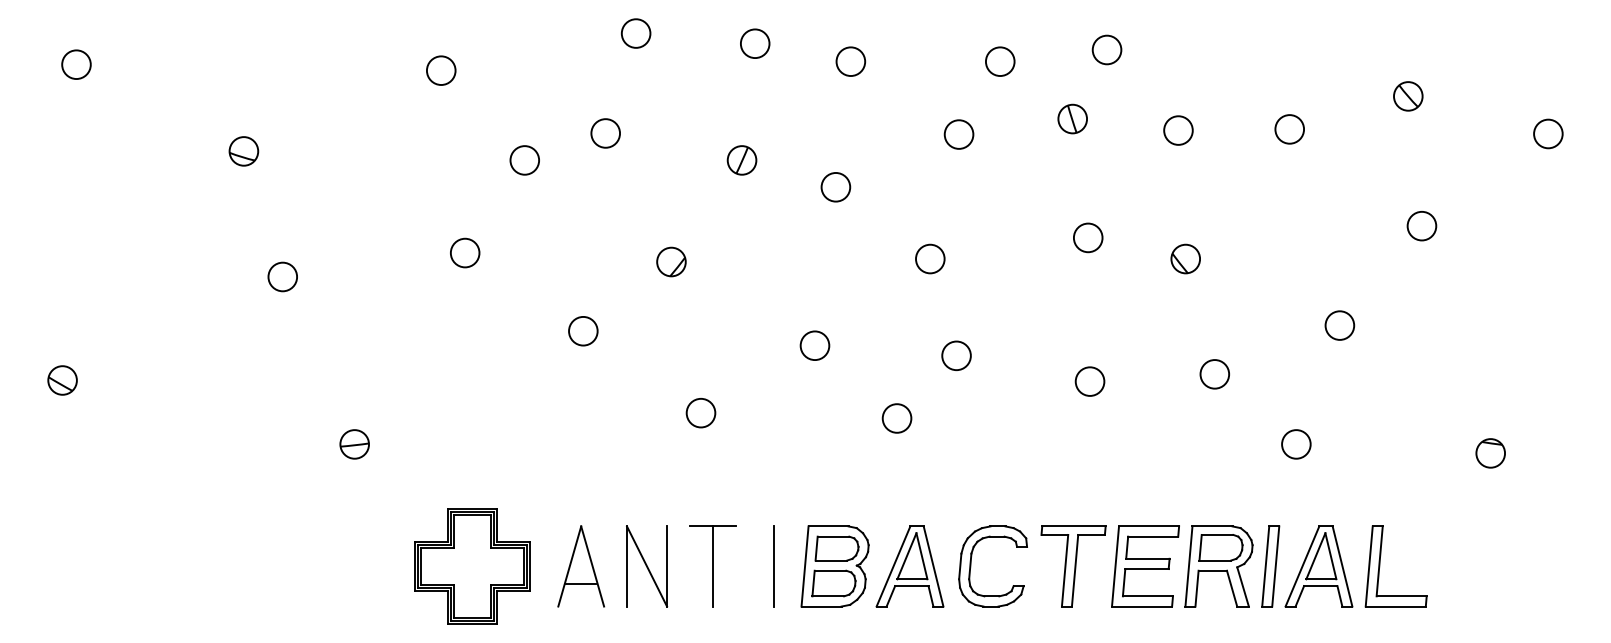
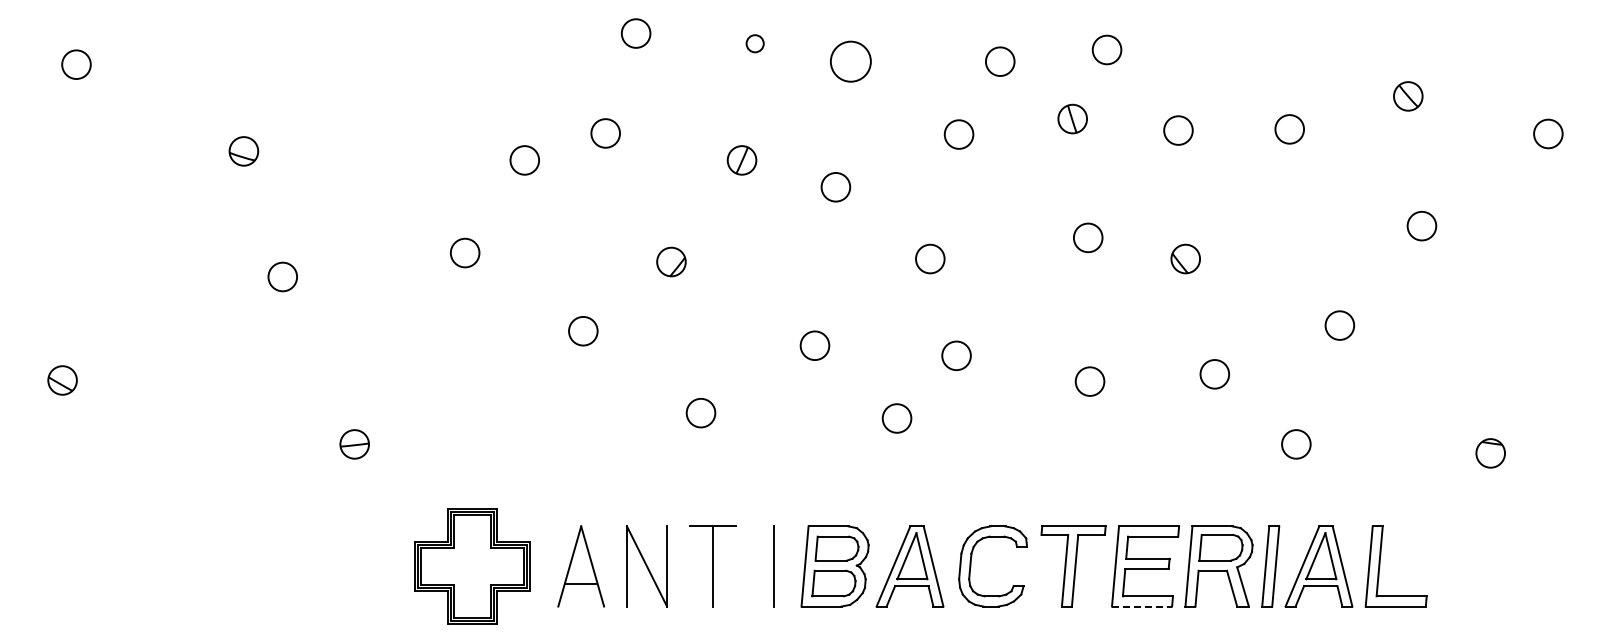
circle diameter: 29 px -> 17 px (754, 43)
circle diameter: 29 px -> 40 px (850, 61)
circle: present -> none (441, 70)
line: solid -> dashed (1142, 606)
